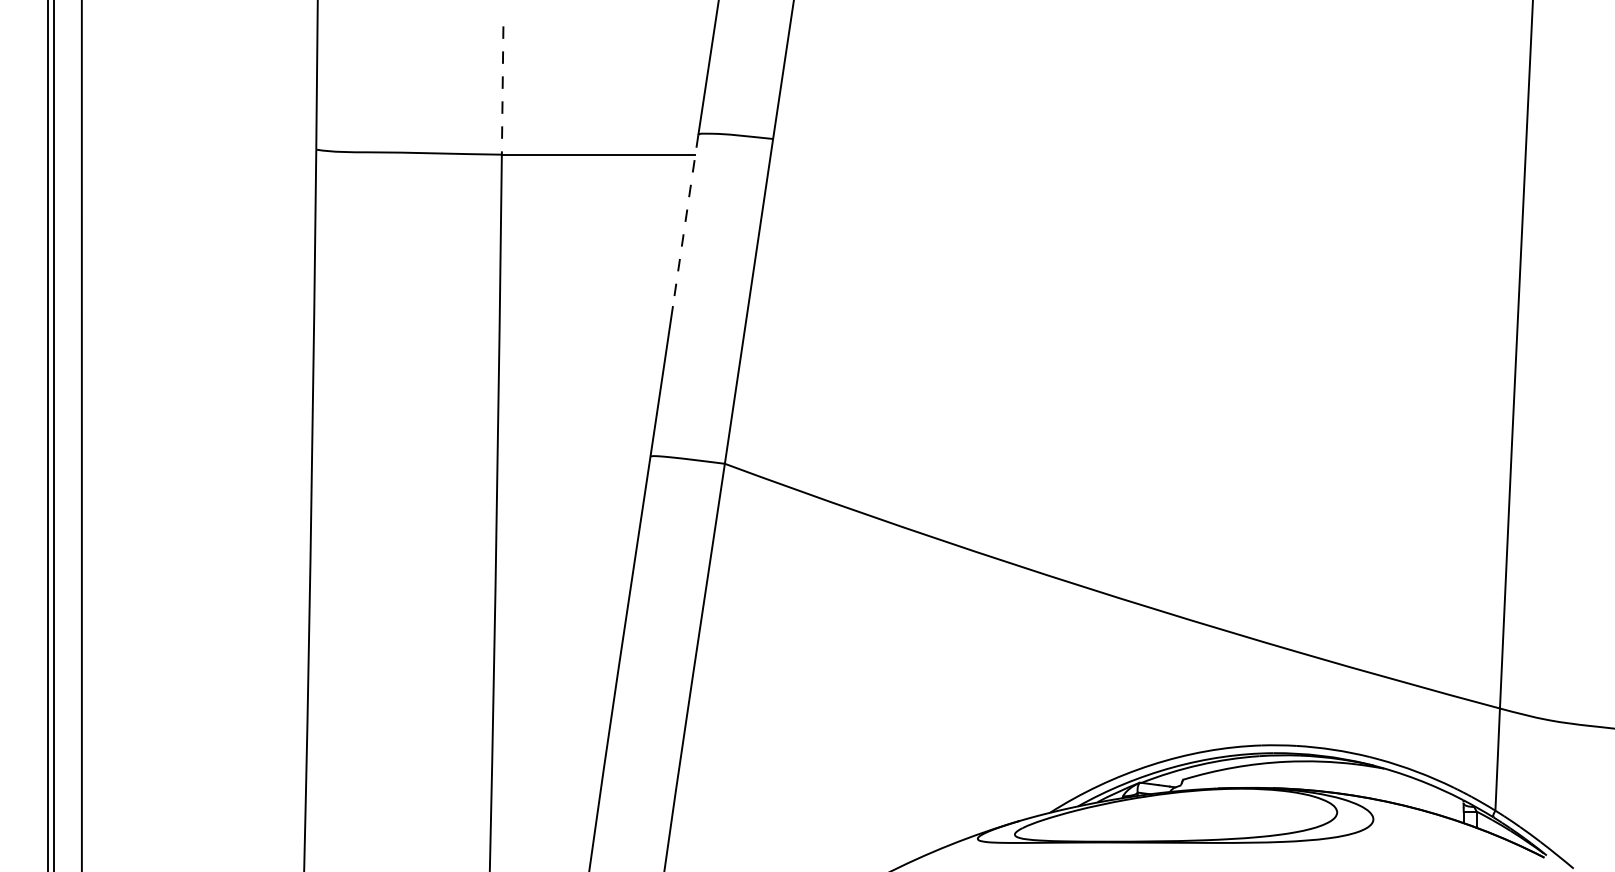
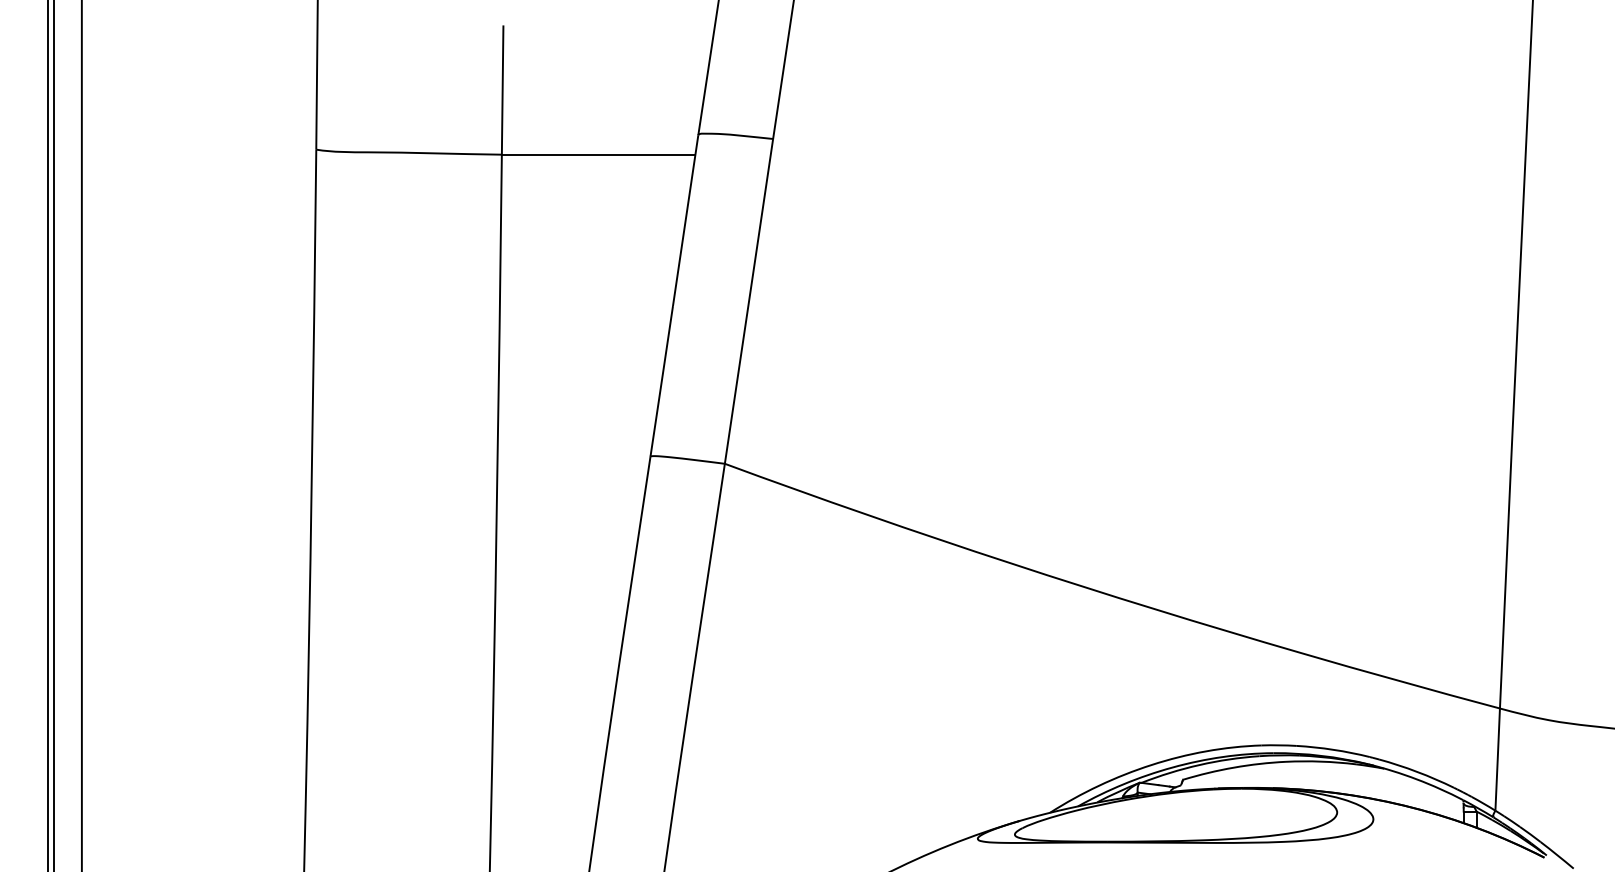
line: dashed -> solid (502, 91)
line: dashed -> solid (685, 220)
